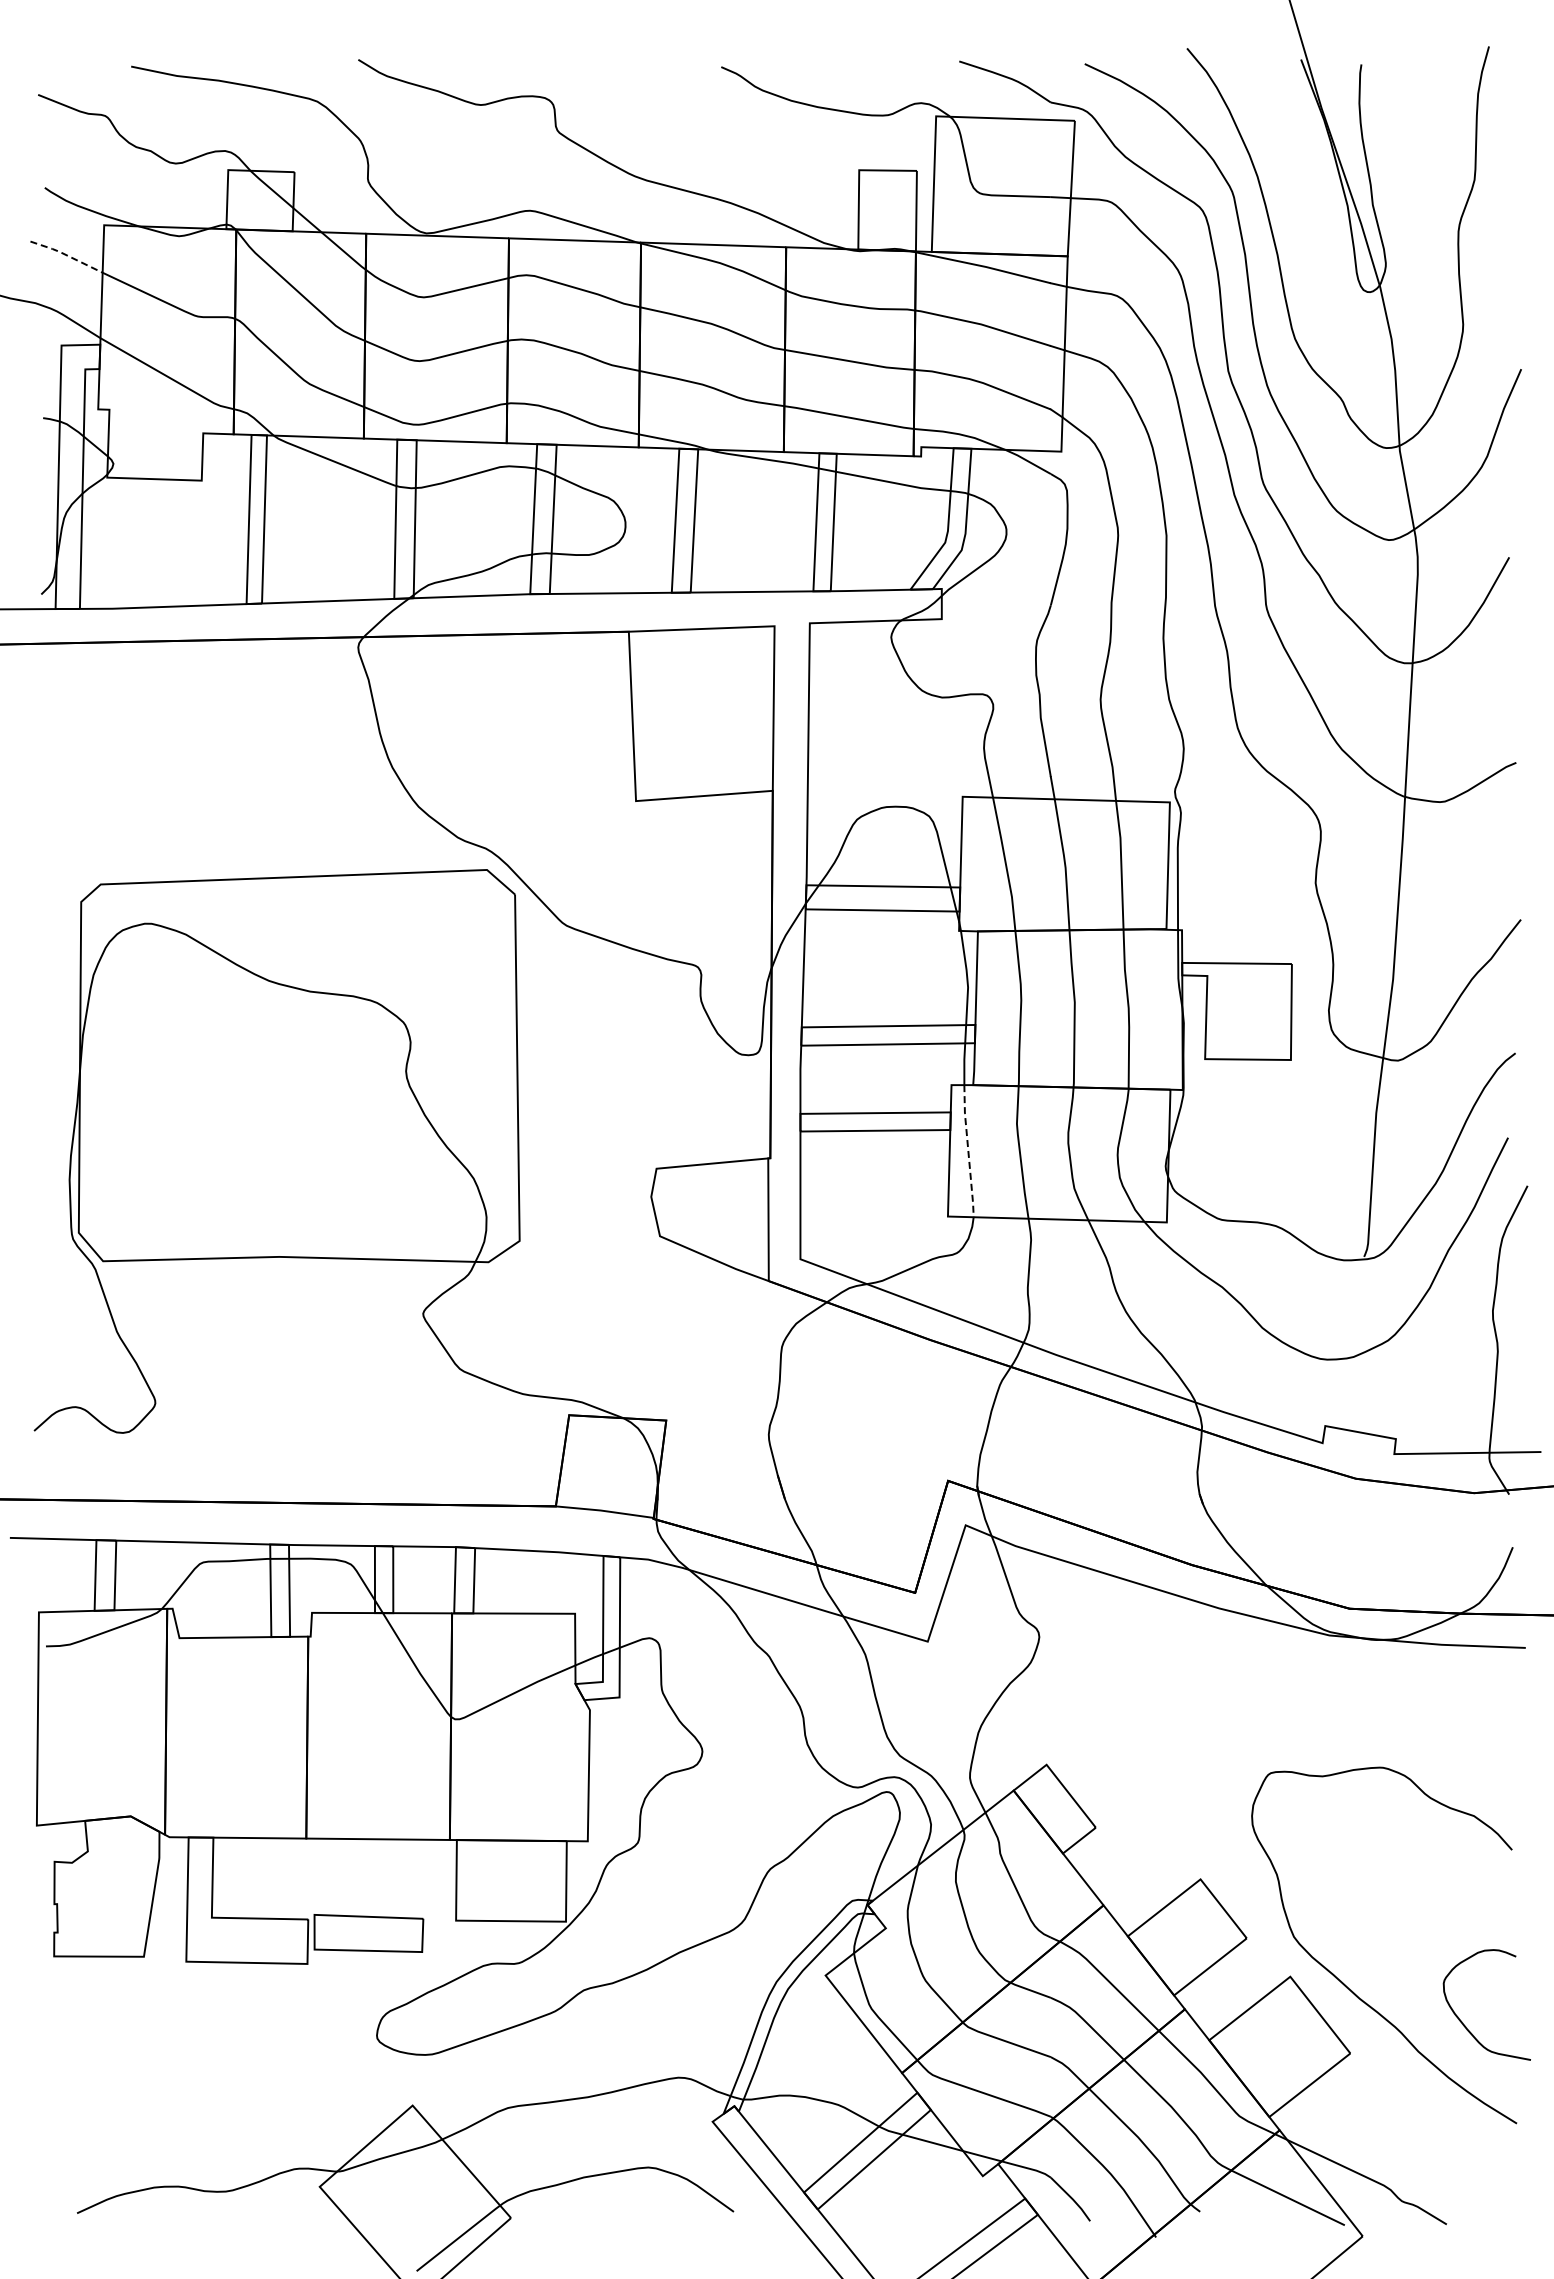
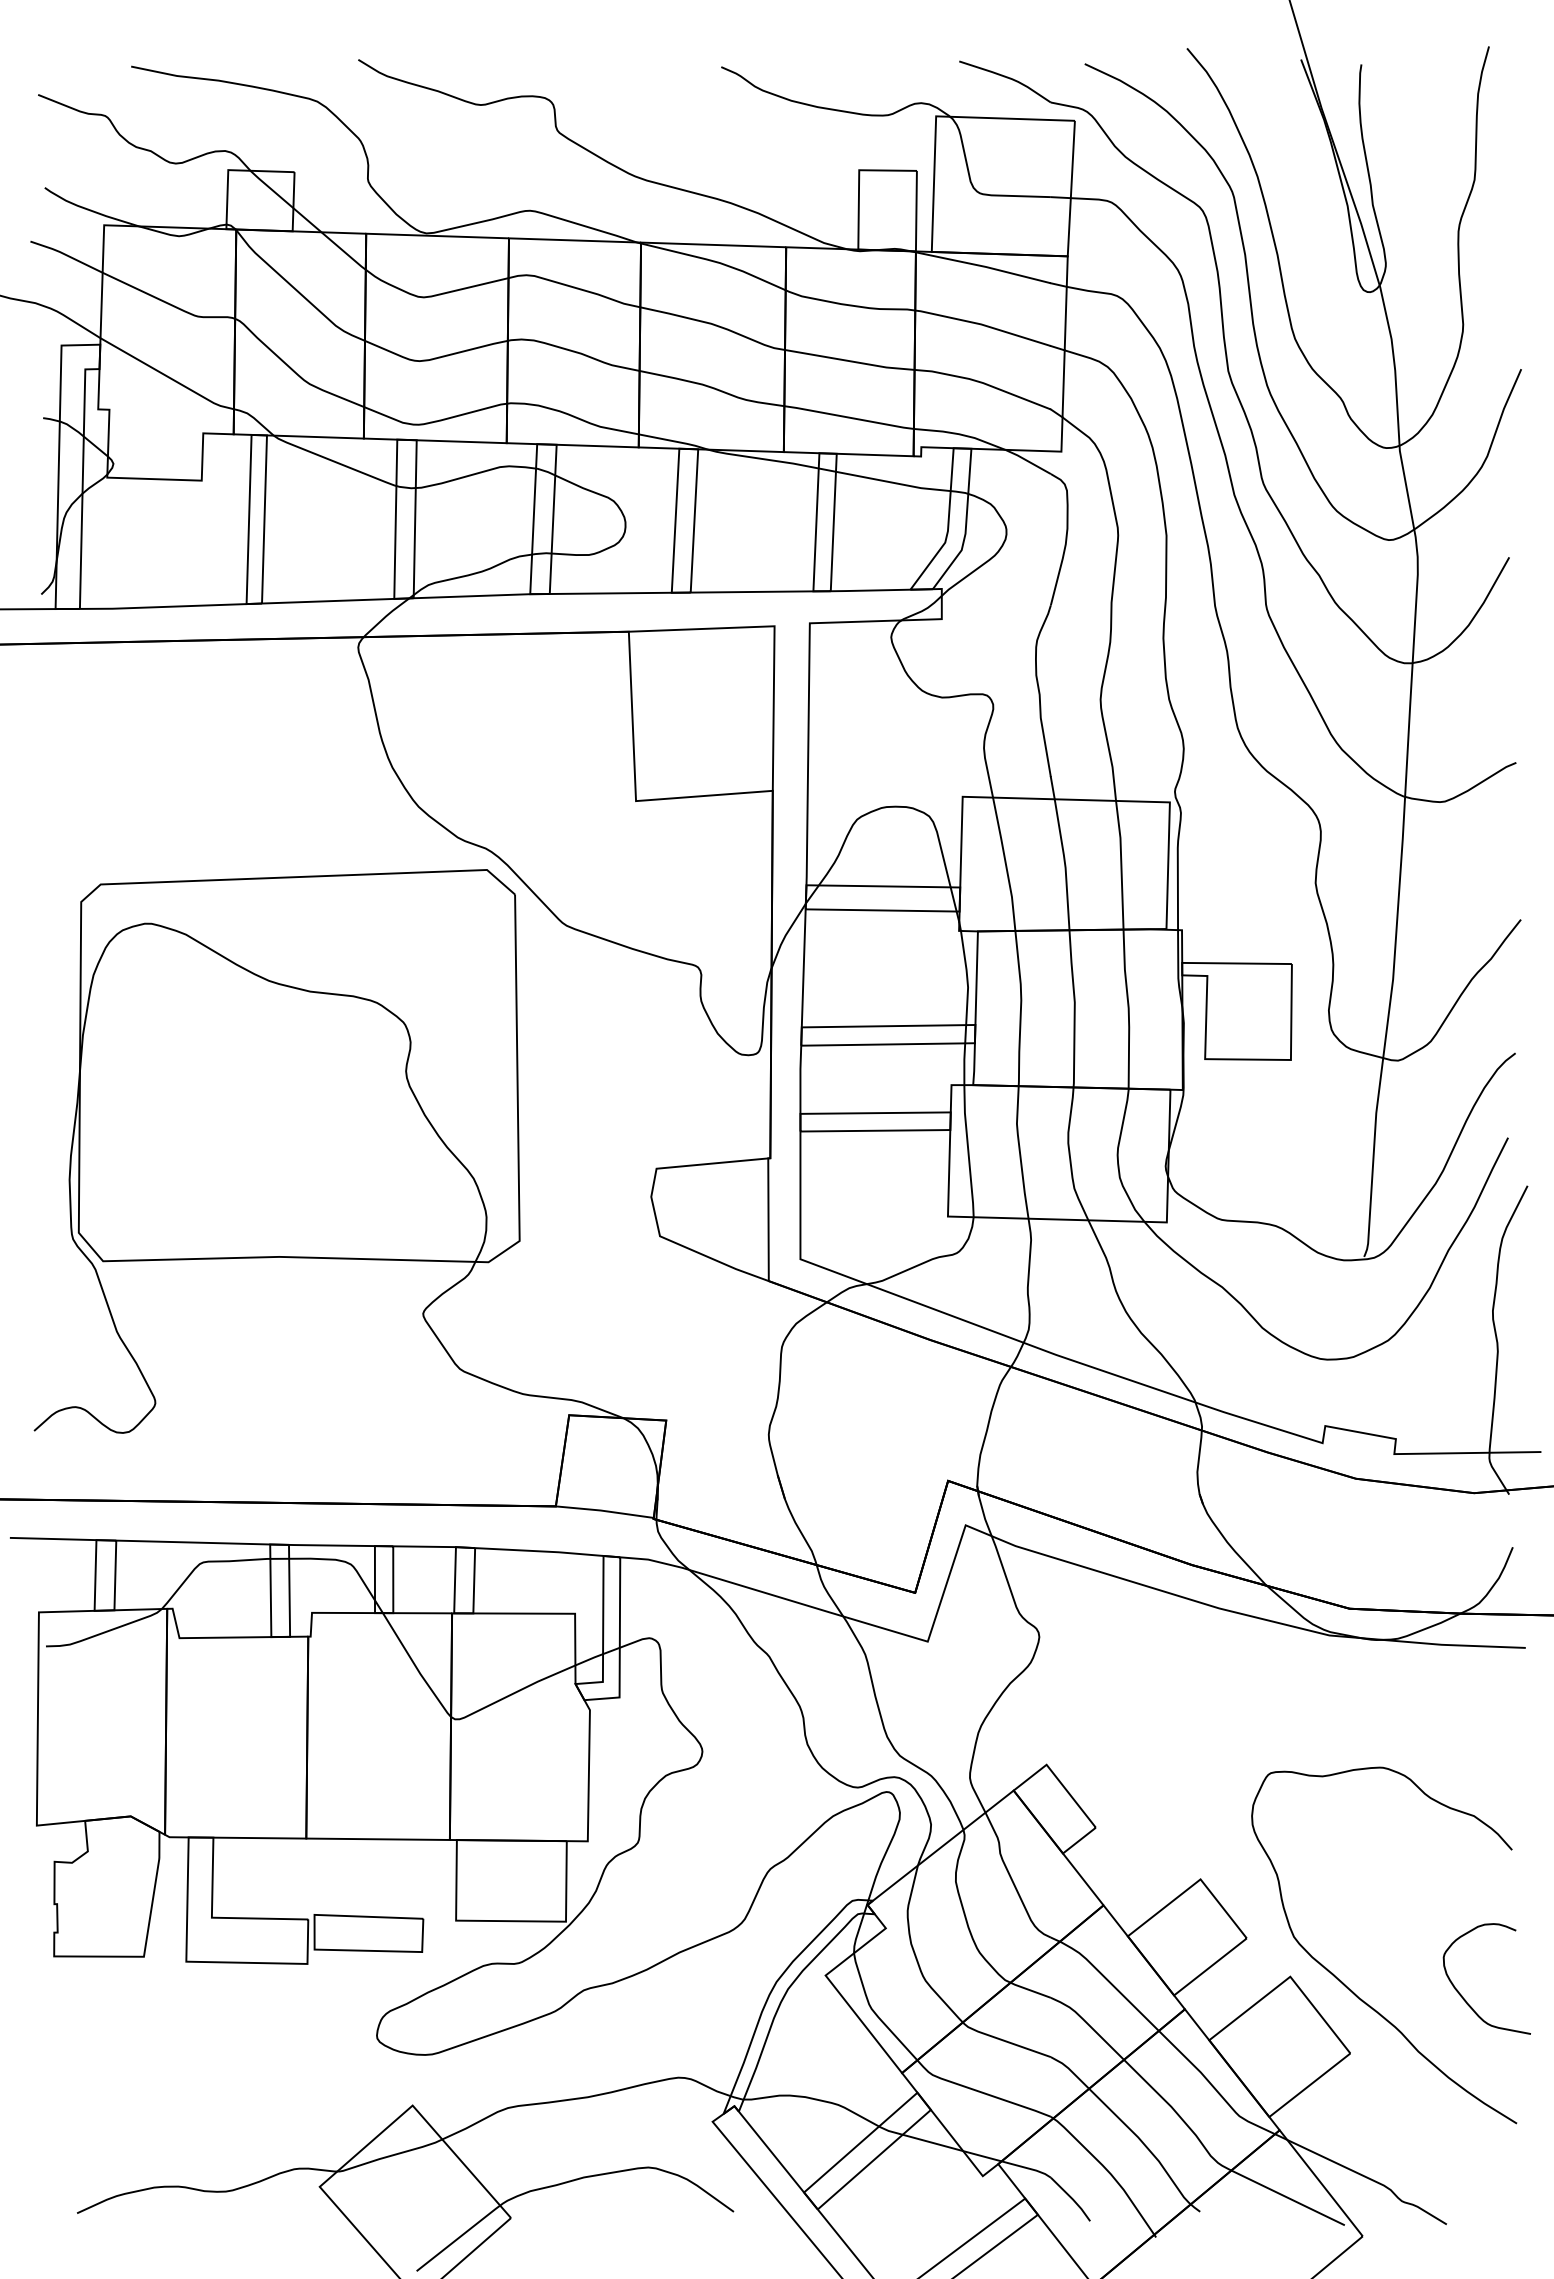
line: dashed -> solid (66, 255)
line: dashed -> solid (968, 1151)
curve position: (1462, 2021) -> (1462, 1995) (1462, 1995)
